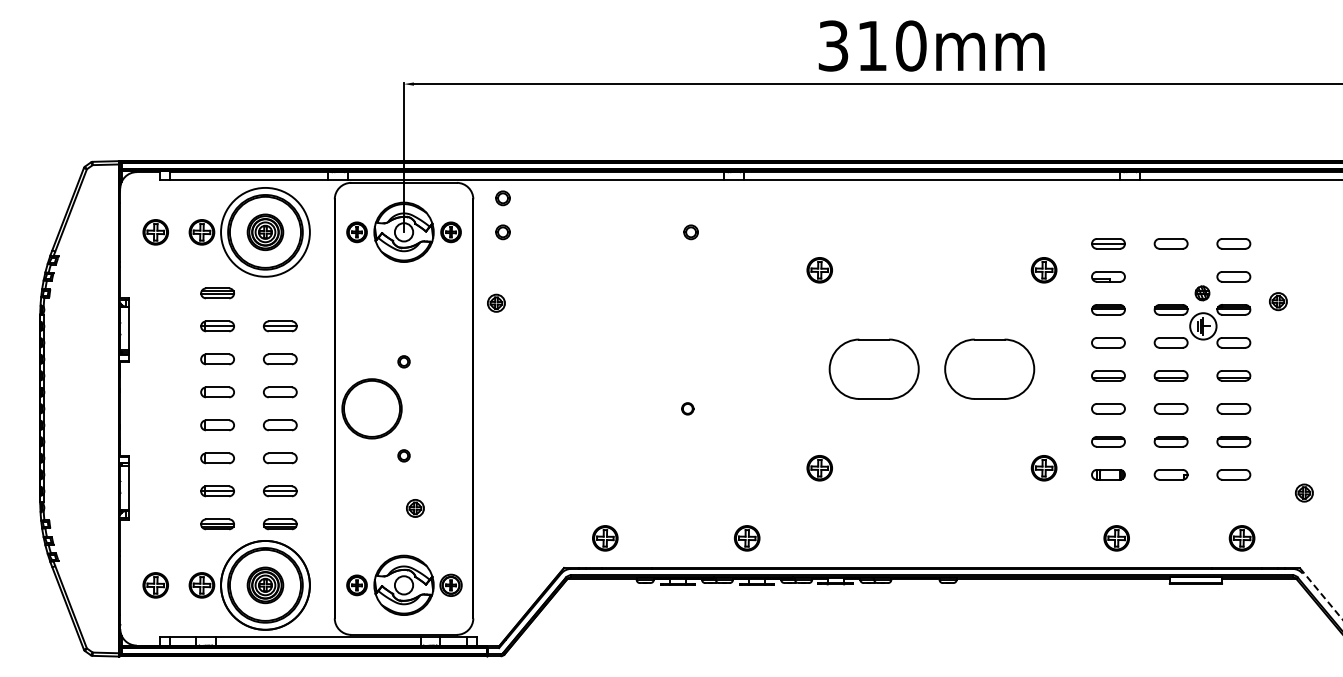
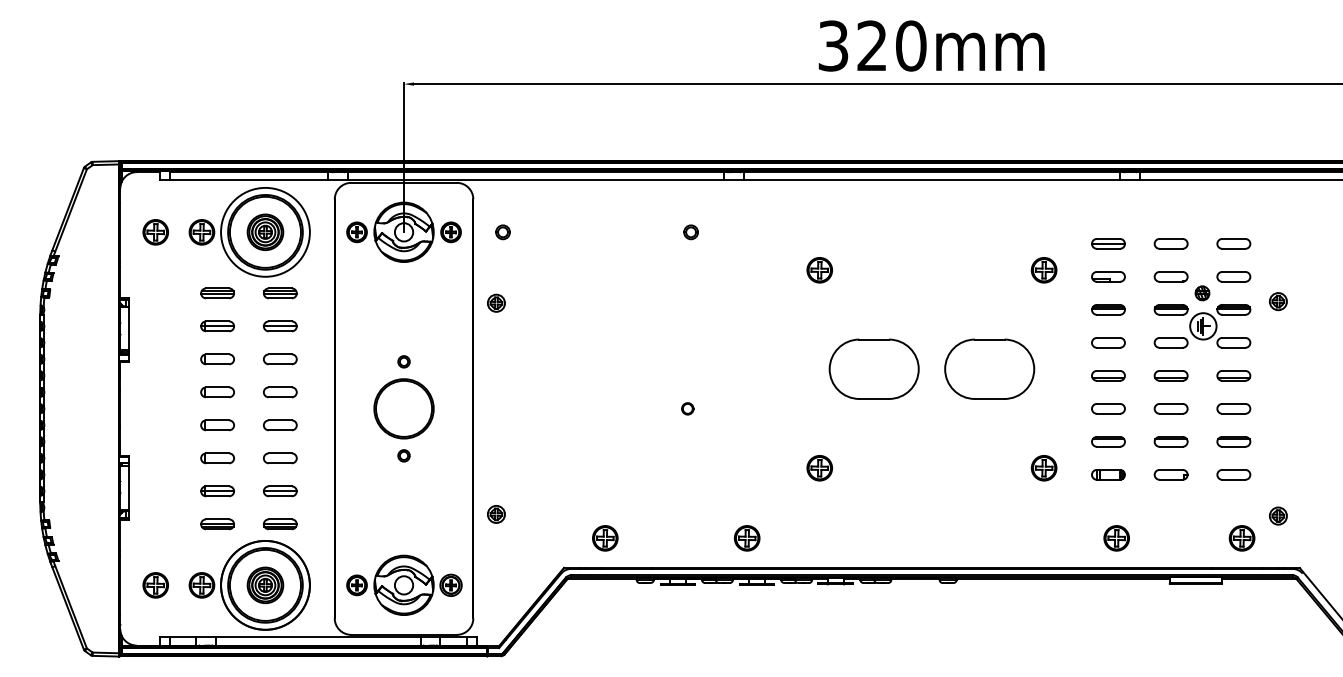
text: 310mm -> 320mm (871, 45)
part: present -> none (502, 198)
part: none -> present (1170, 276)
part: none -> present (280, 293)
part position: (371, 408) -> (403, 408) (403, 408)
part position: (1304, 492) -> (1278, 515) (1278, 515)
part position: (415, 508) -> (496, 514) (496, 514)
line: dashed -> solid (1321, 594)
